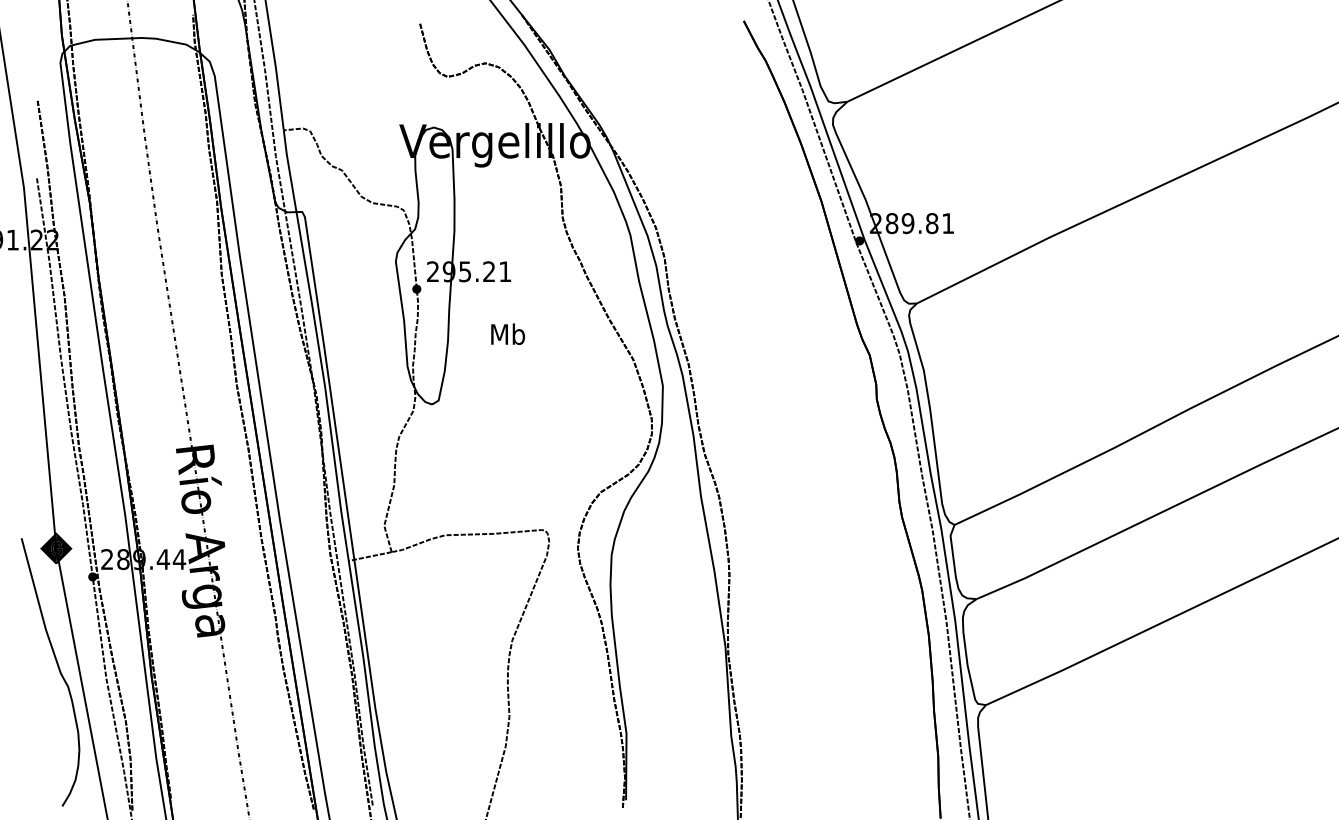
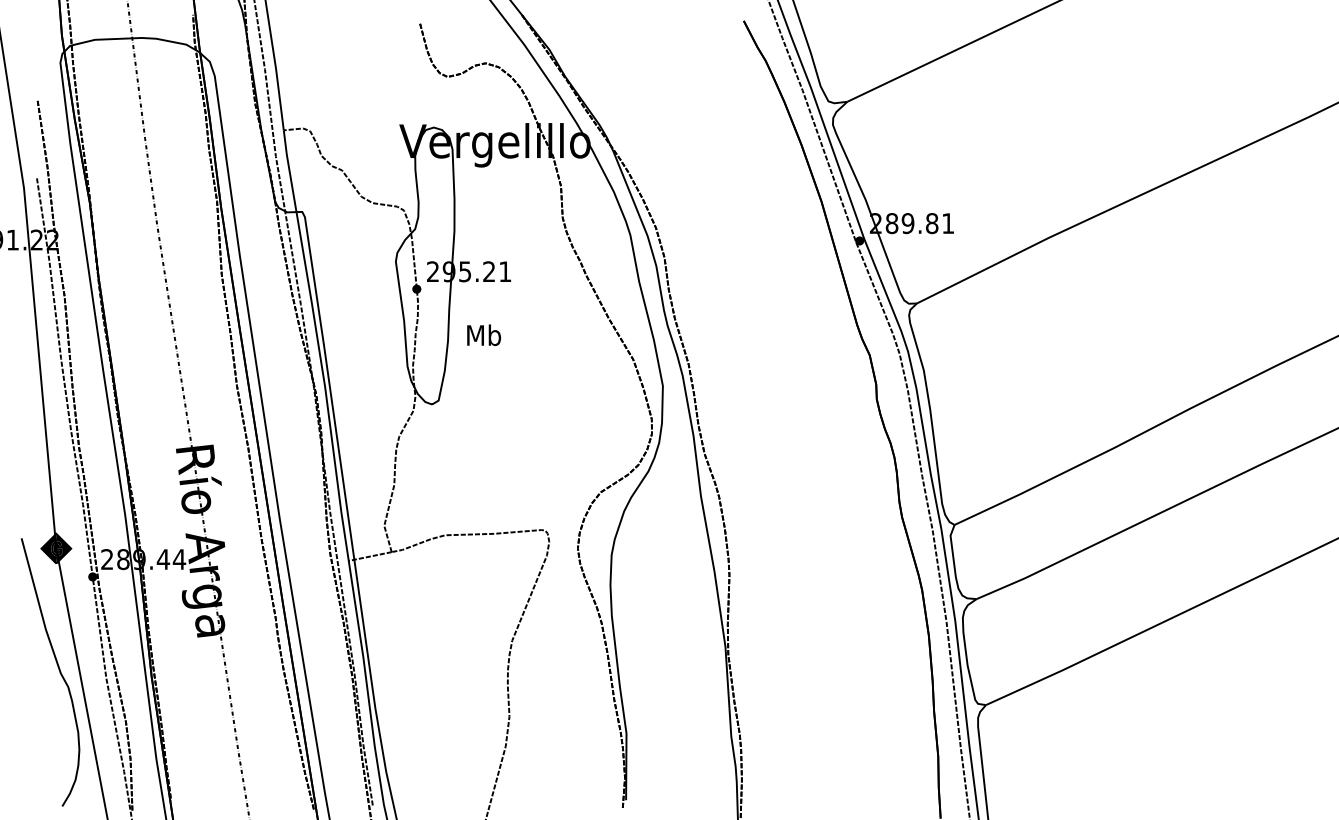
text position: (508, 334) -> (484, 335) (484, 335)
